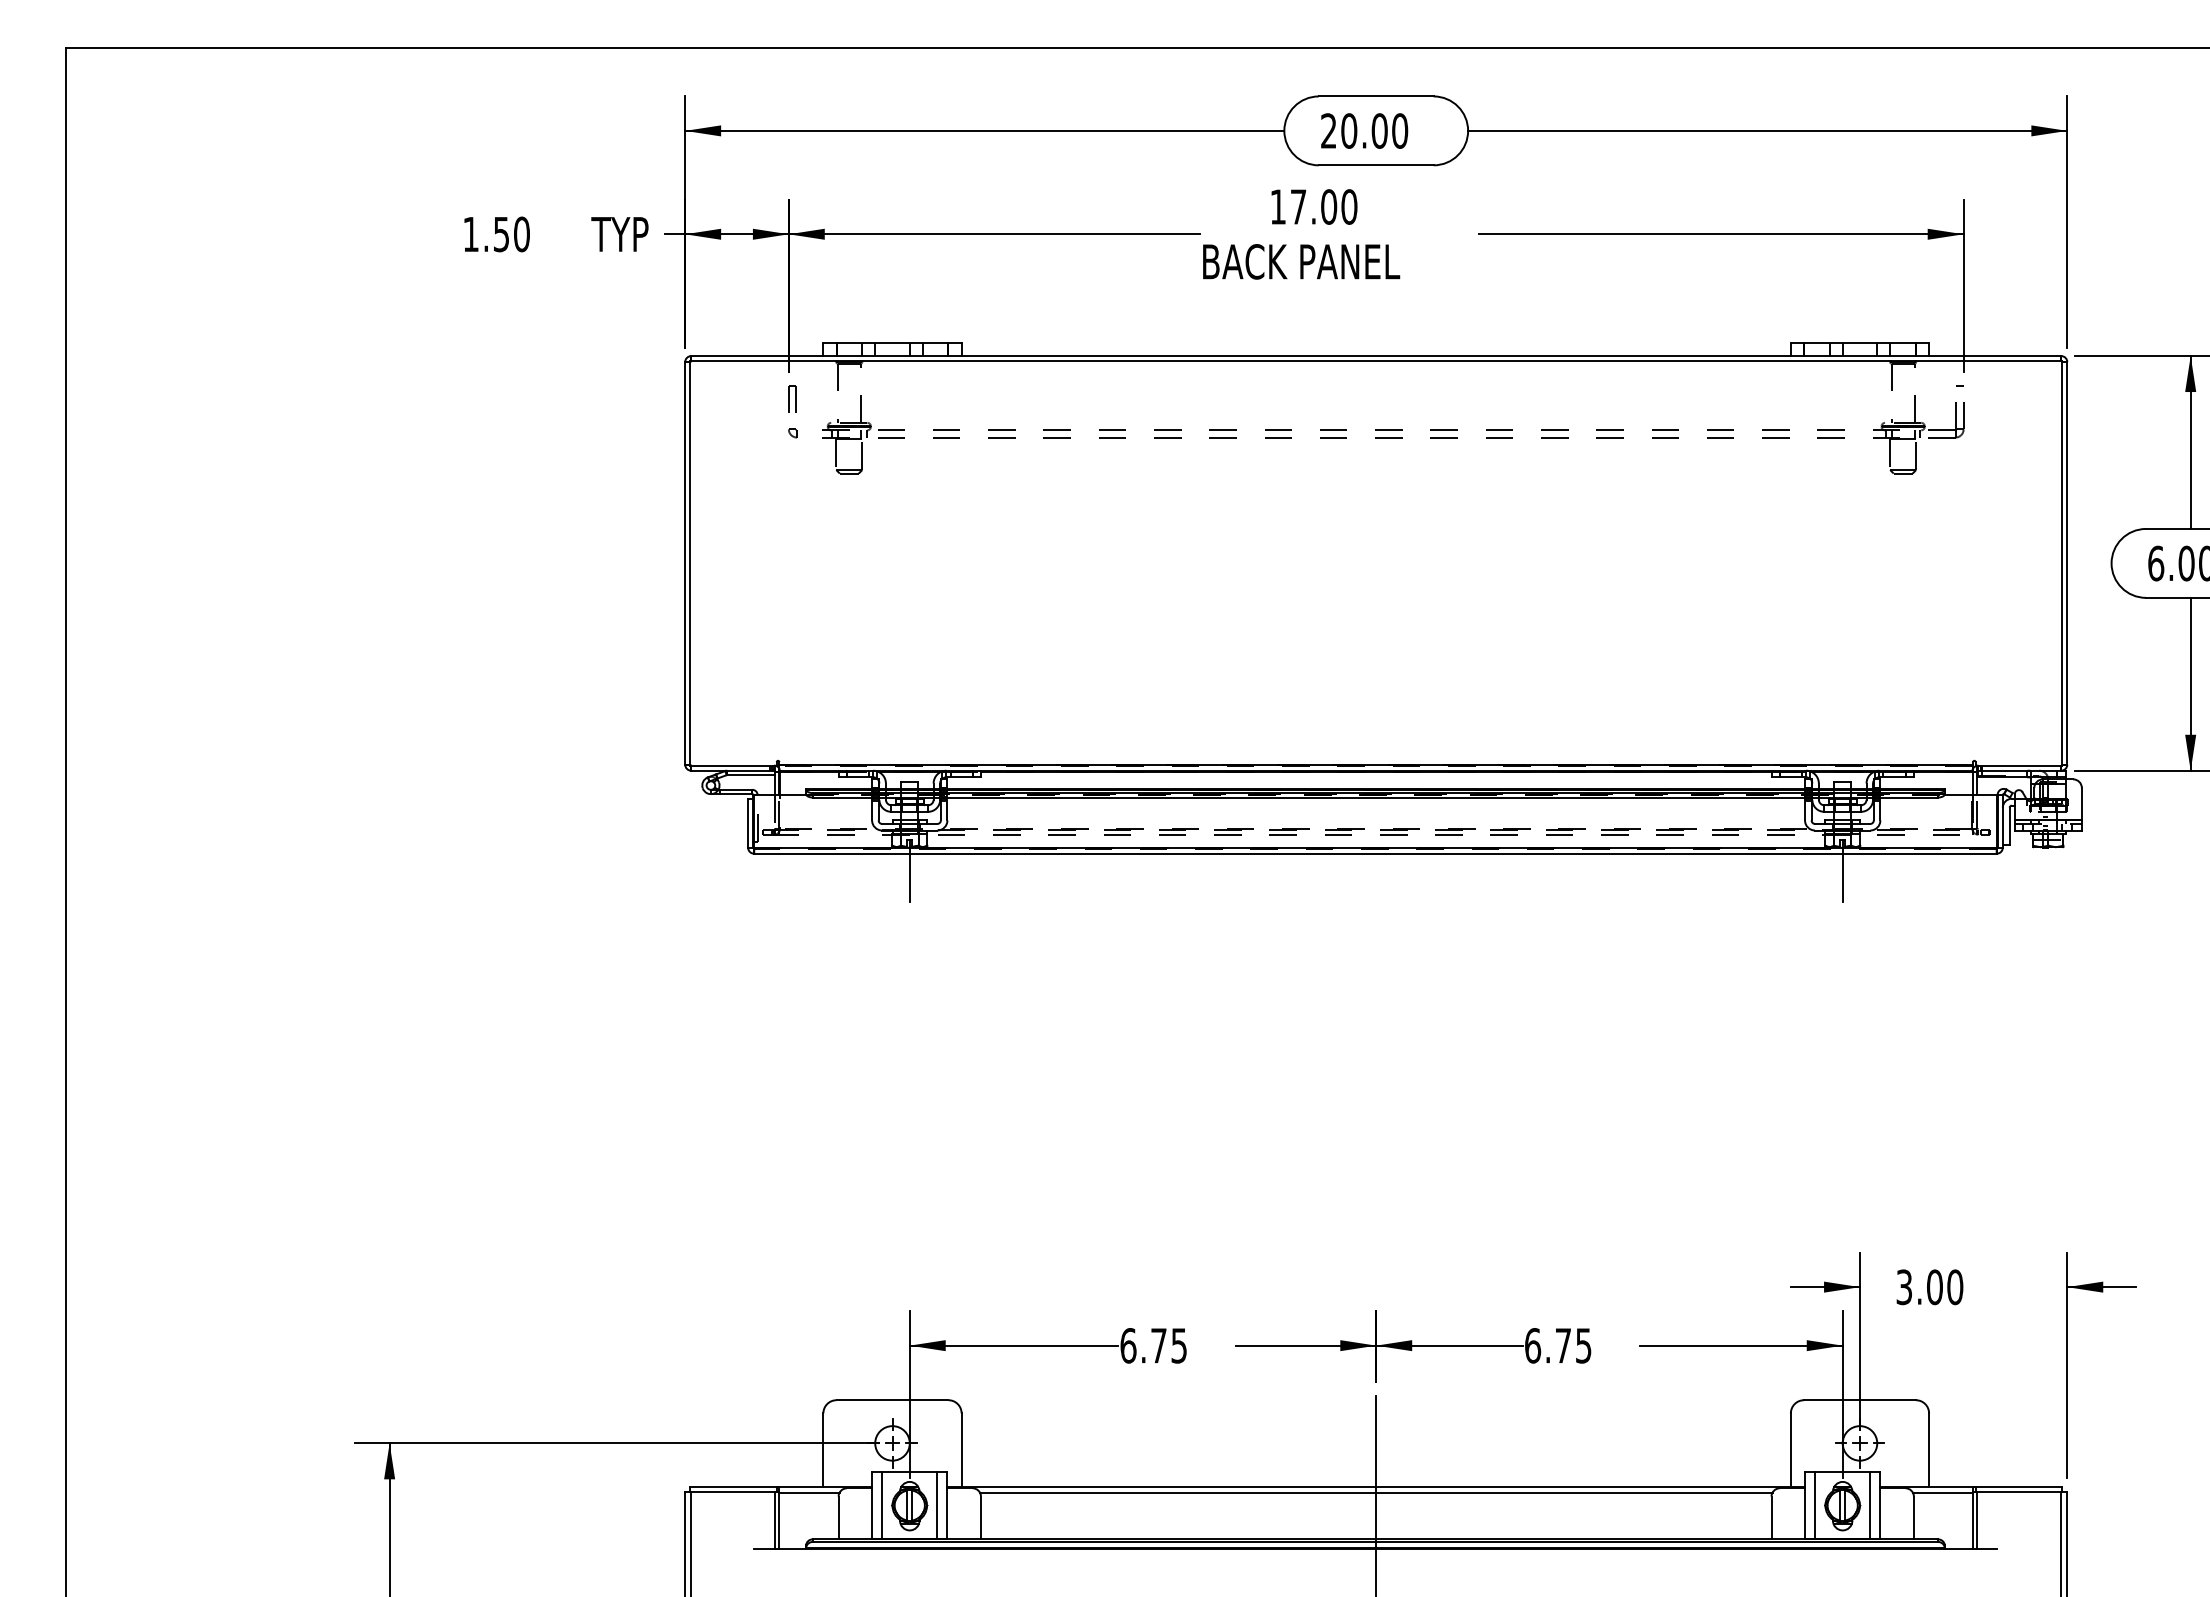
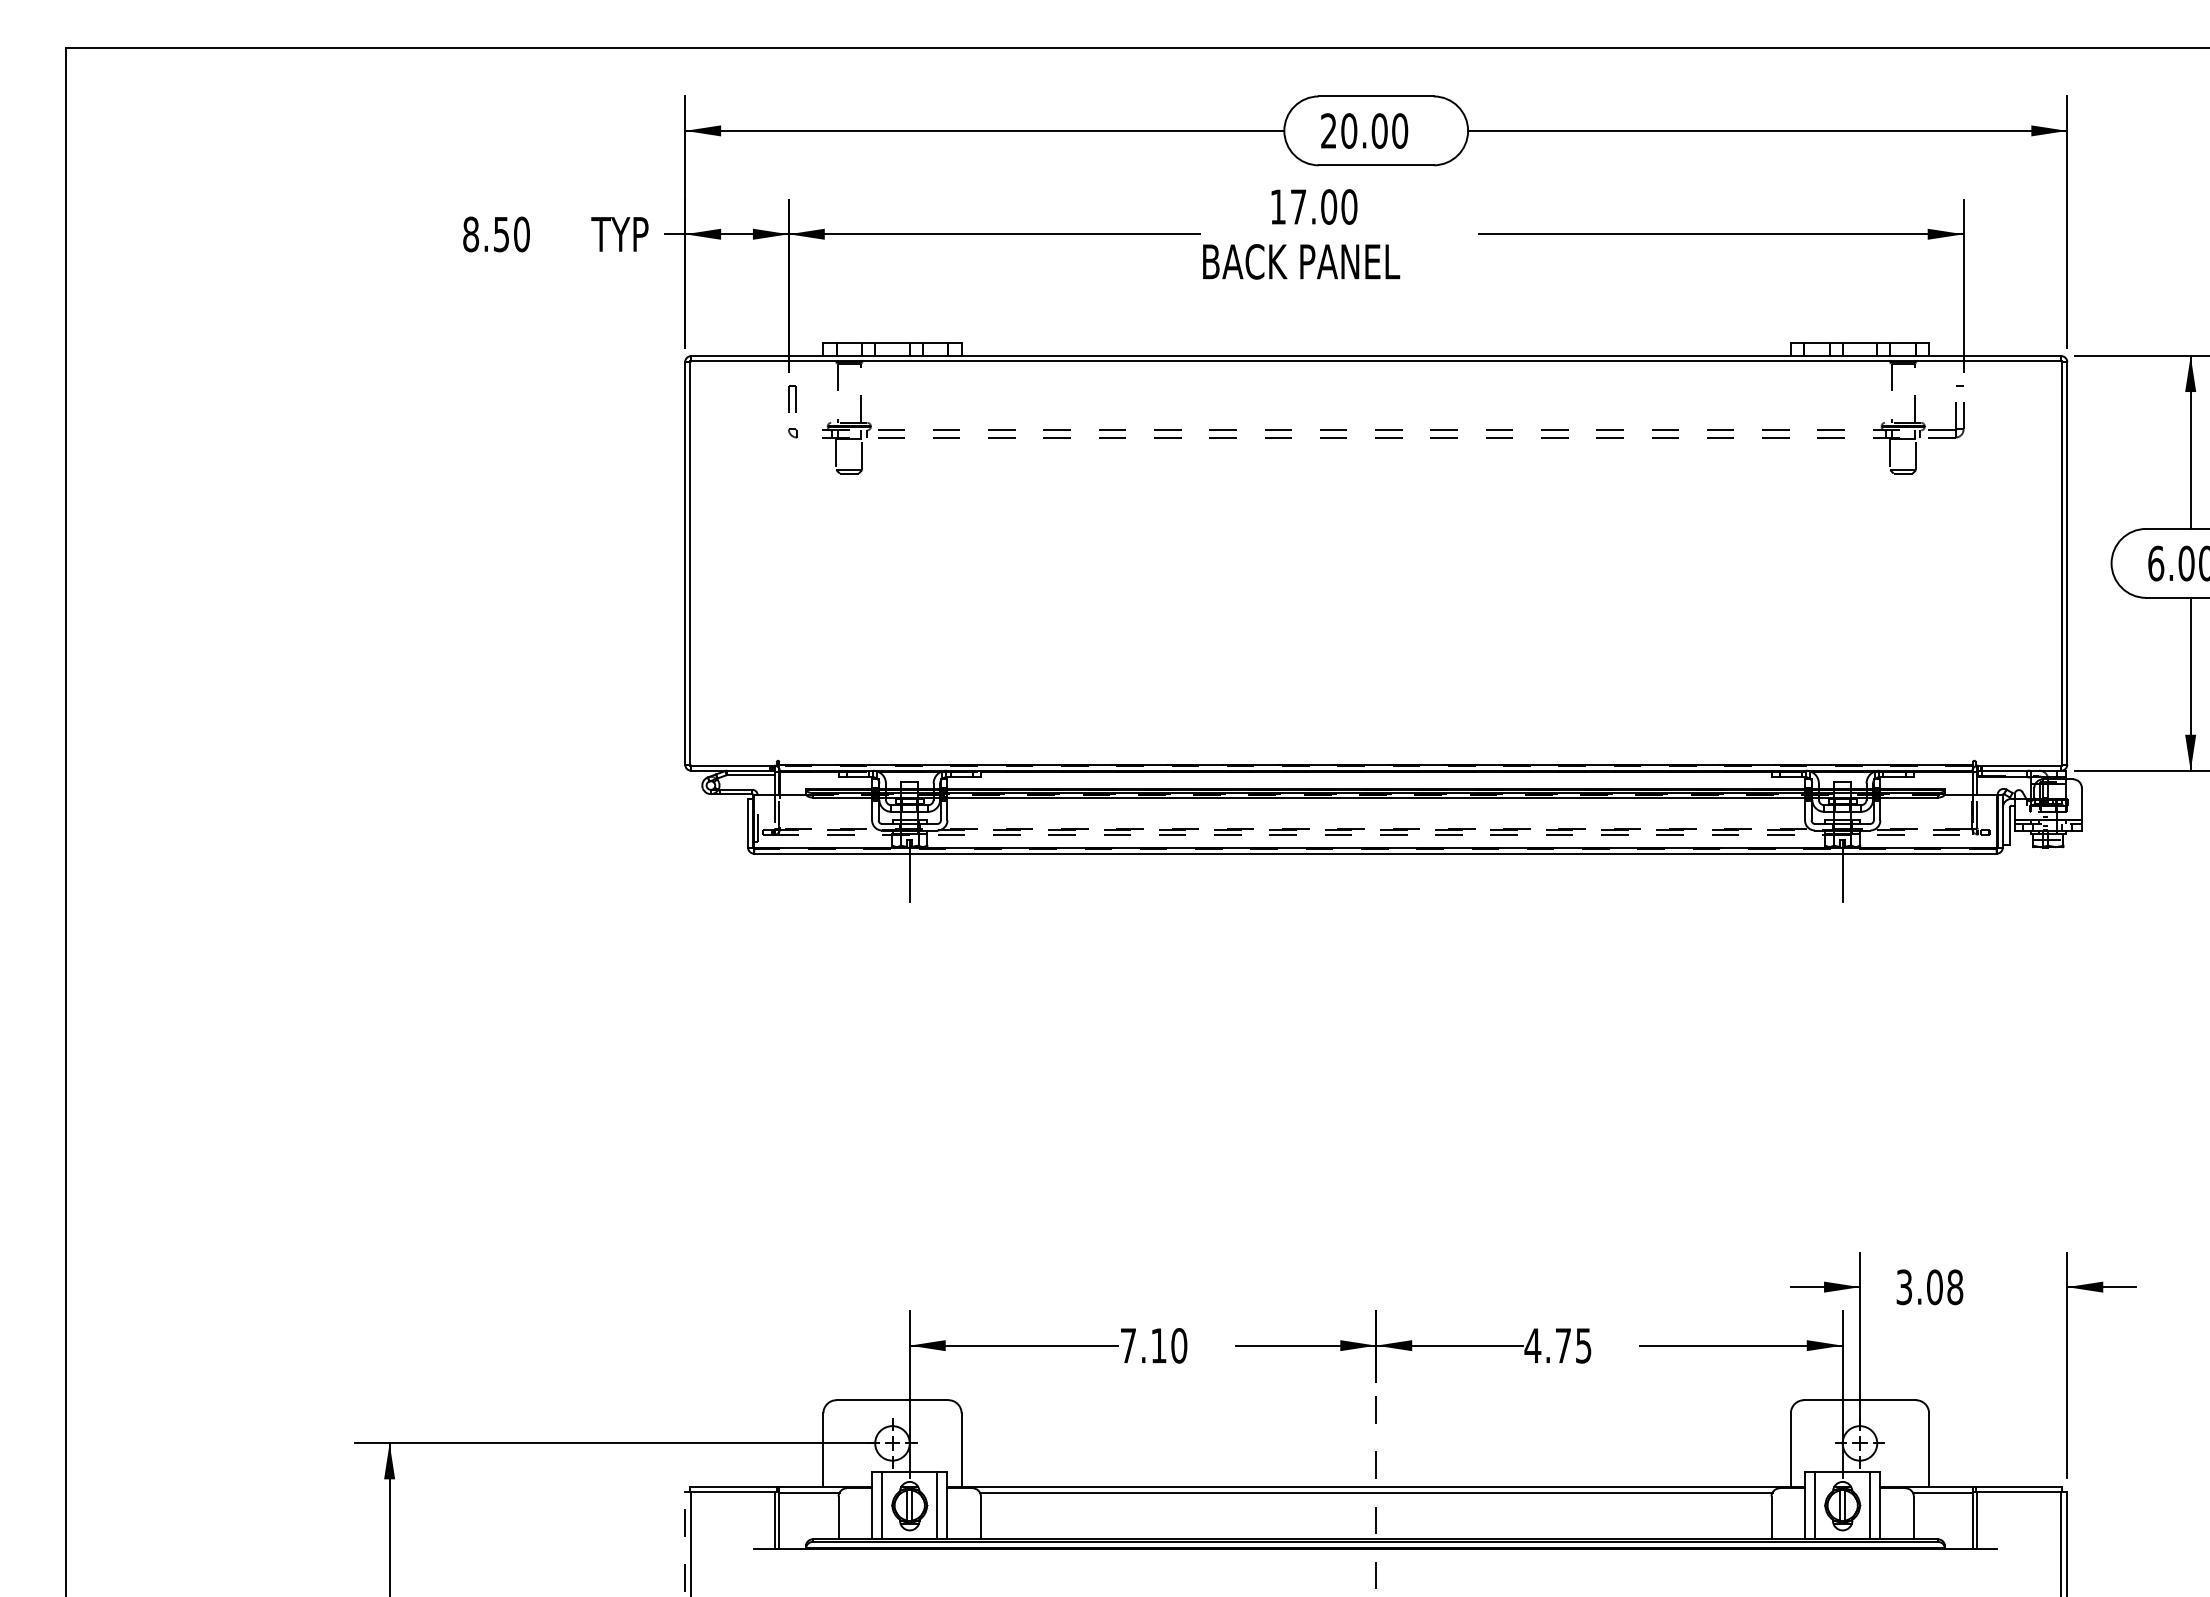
text: 1.50 -> 8.50 (471, 234)
text: 3.00 -> 3.08 (1955, 1286)
text: 6.75 -> 7.10 (1153, 1345)
text: 6.75 -> 4.75 (1532, 1345)
line: solid -> dashed (1376, 1496)
line: solid -> dashed (685, 1543)
